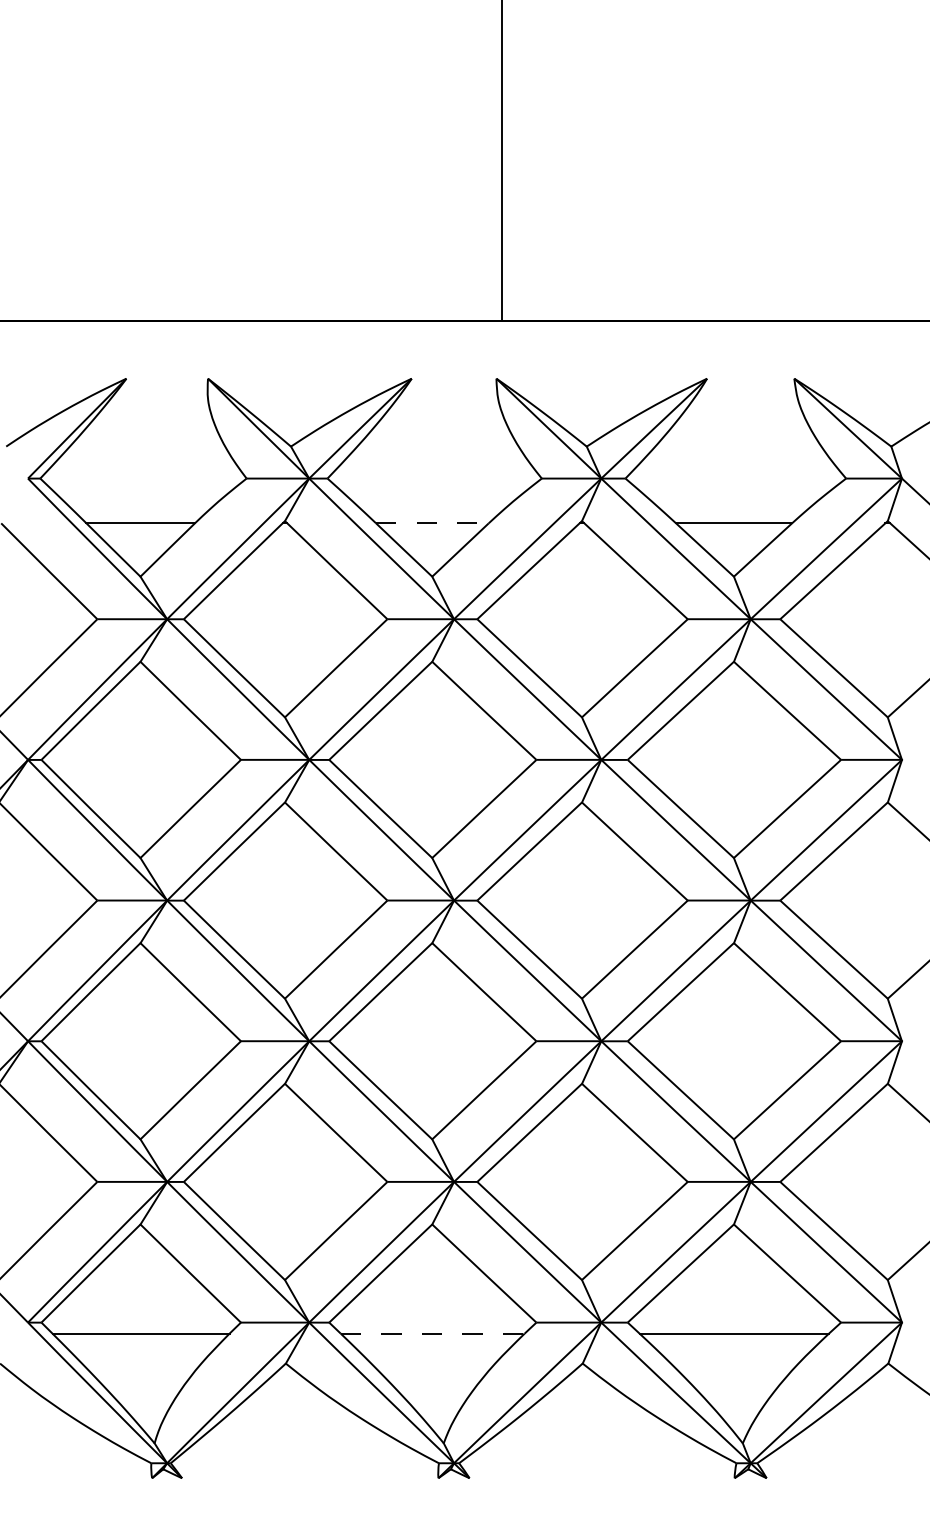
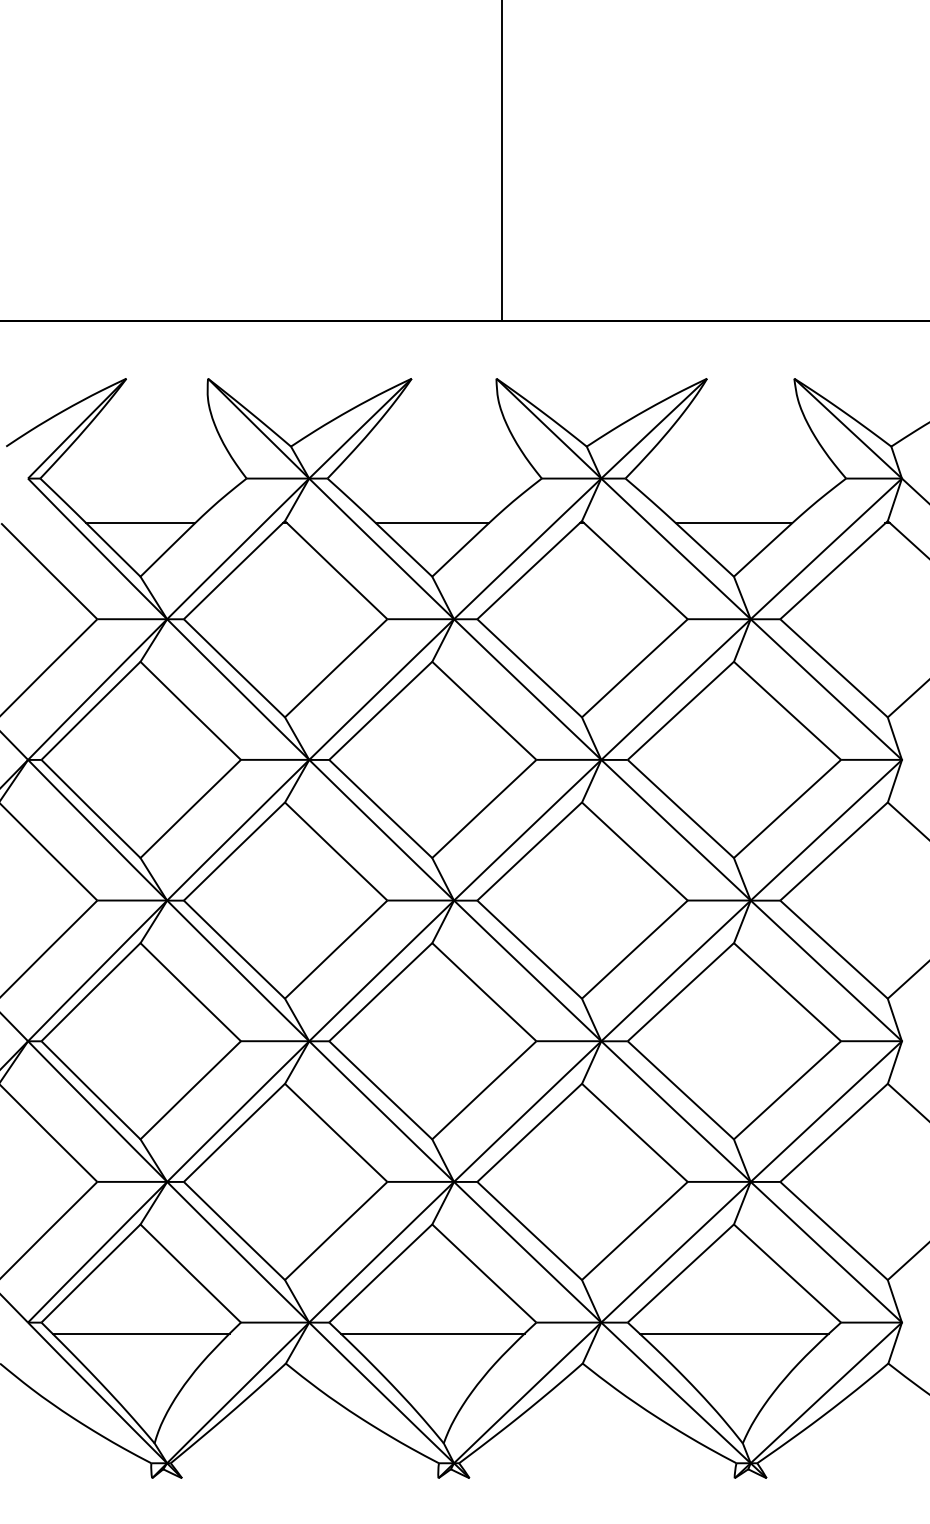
line: dashed -> solid (432, 523)
line: dashed -> solid (432, 1333)
